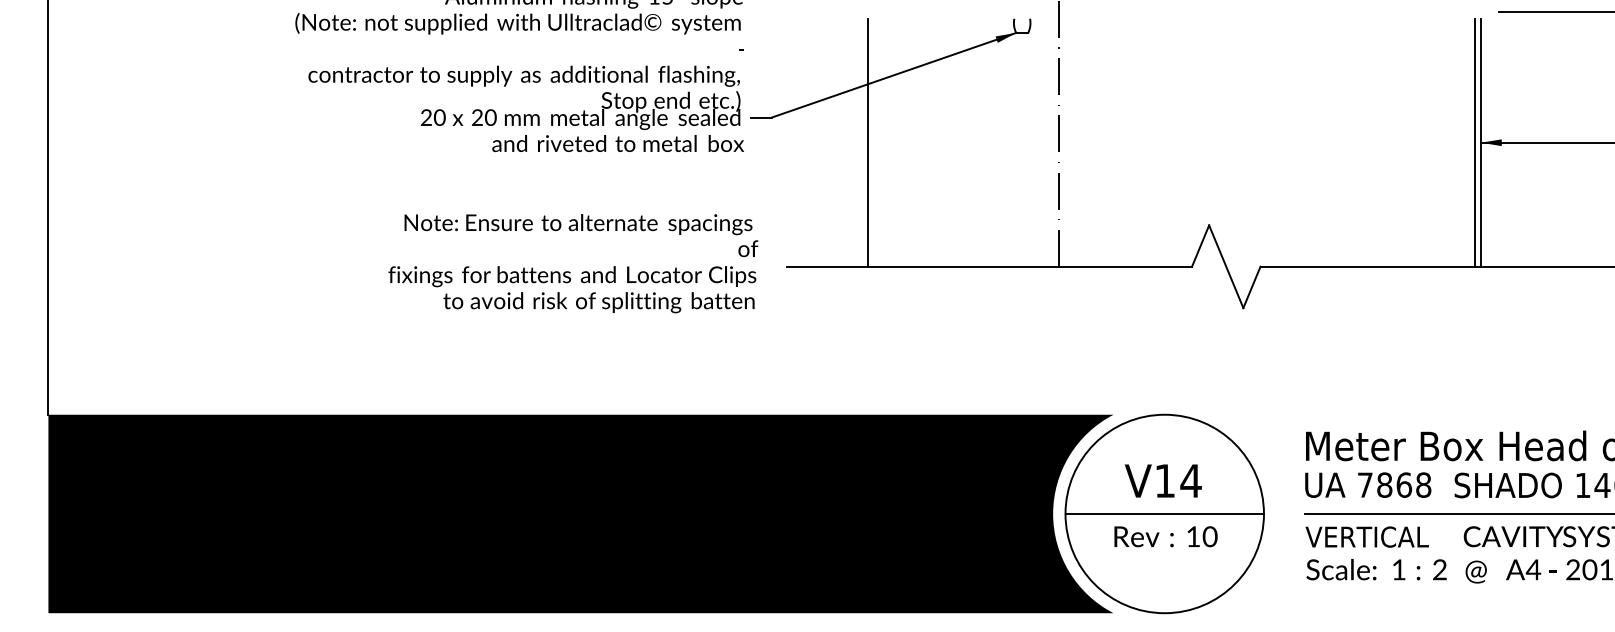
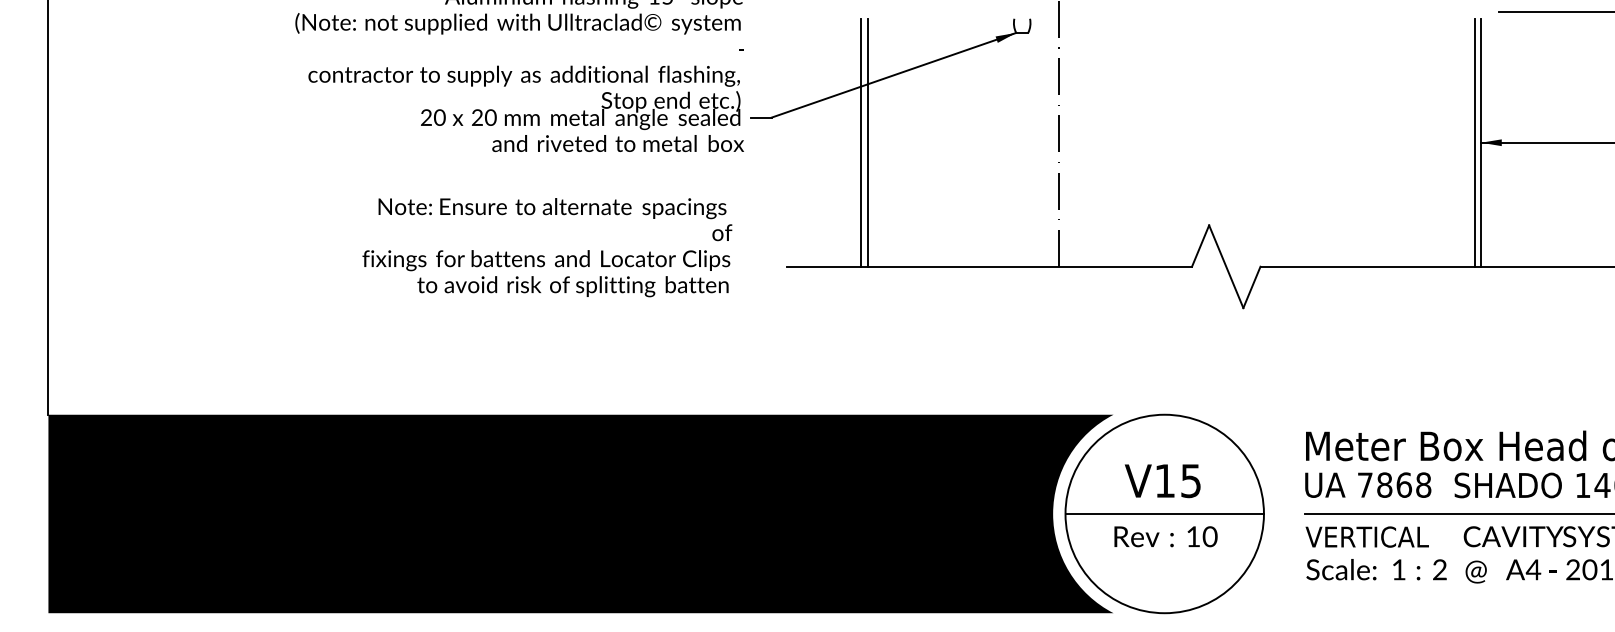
line: none -> present (860, 142)
text position: (573, 263) -> (547, 247) (547, 247)
text: V14 -> V15 (1190, 481)
